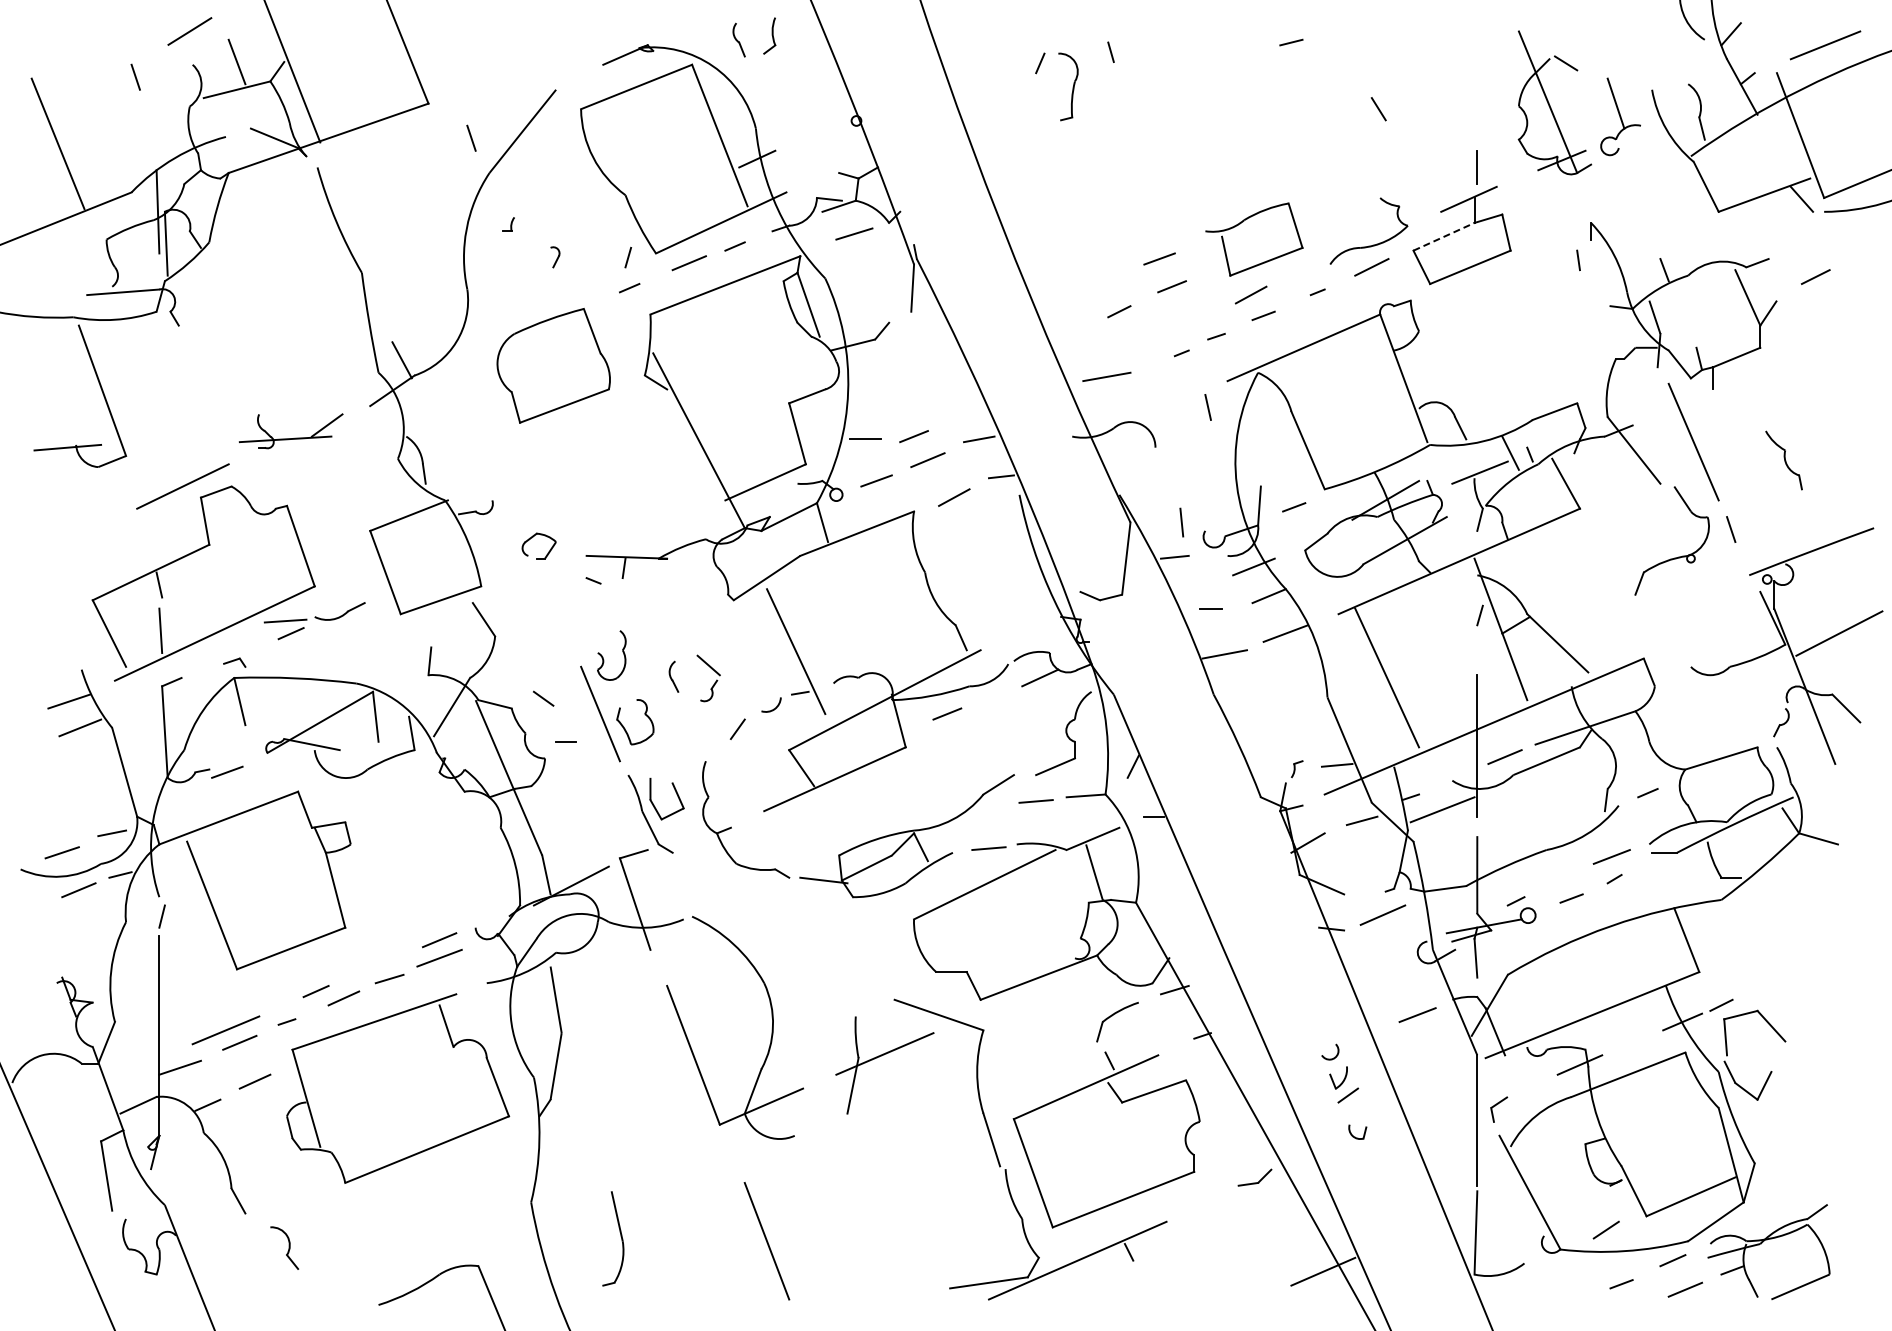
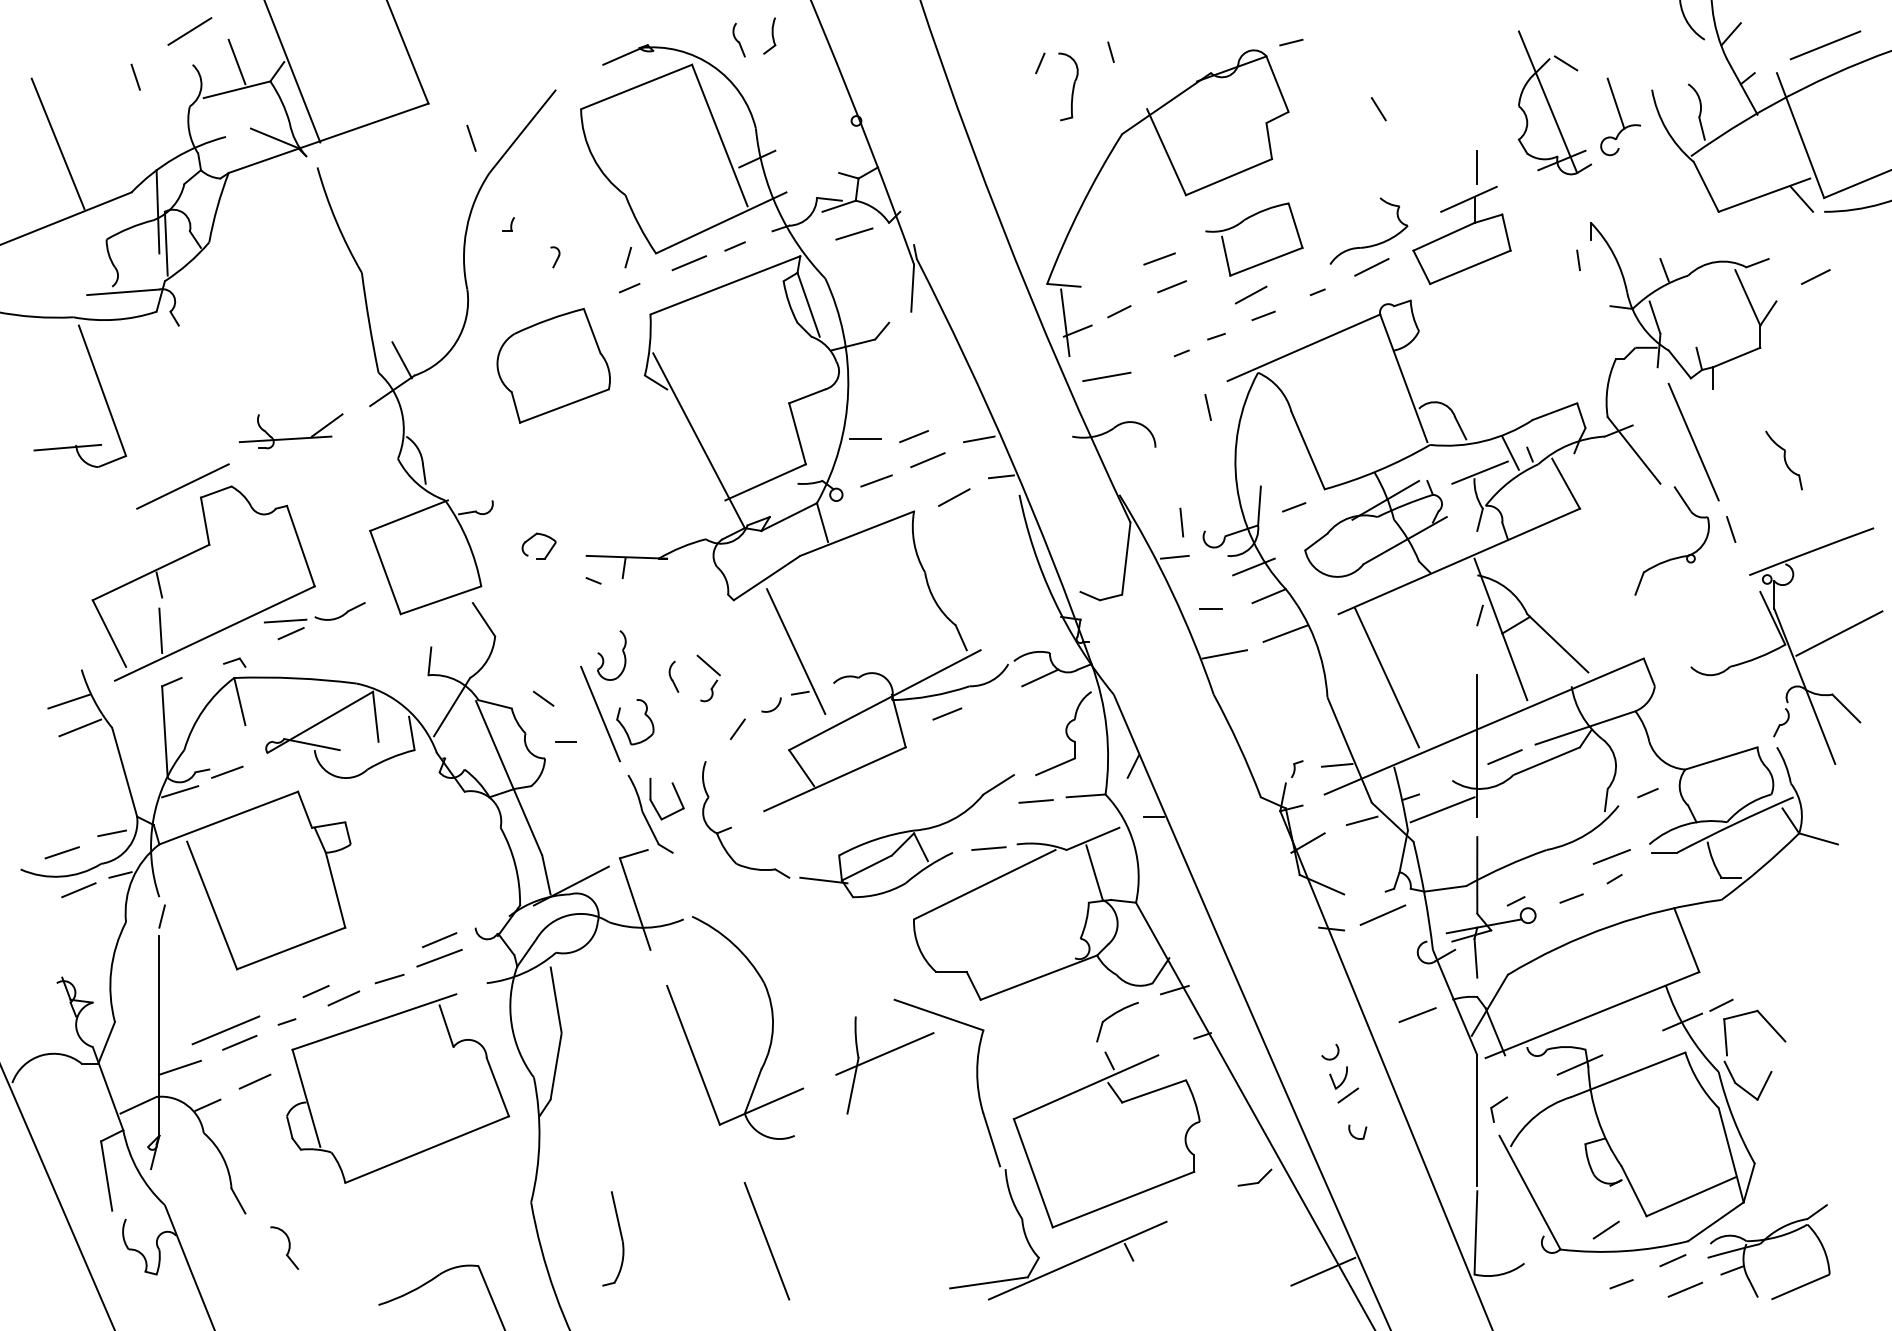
part: none -> present (1184, 194)
line: dashed -> solid (1444, 236)
line: none -> present (180, 791)
